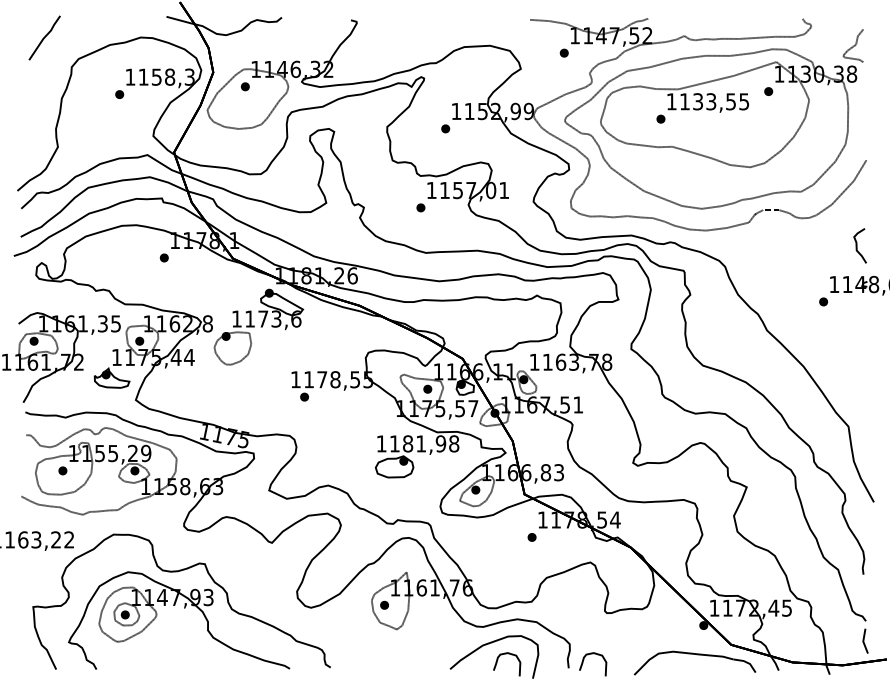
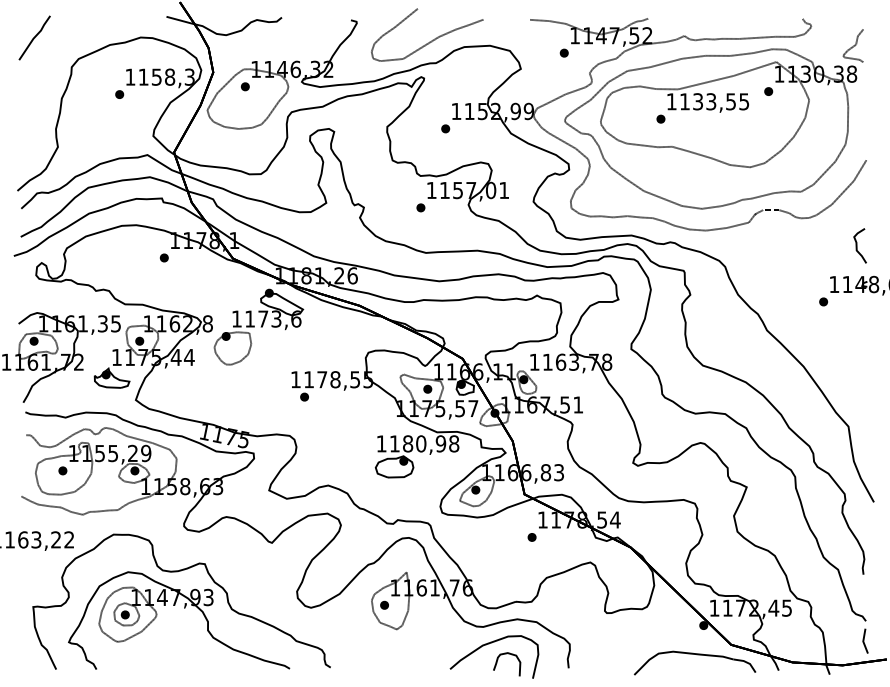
line position: (44, 37) -> (34, 37) (34, 37)
curve: none -> present (432, 39)
text: 1181,98 -> 1180,98 (421, 443)
curve: present -> none (597, 655)
